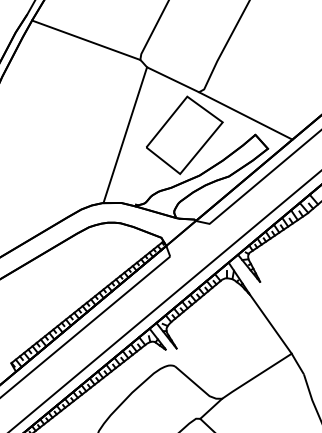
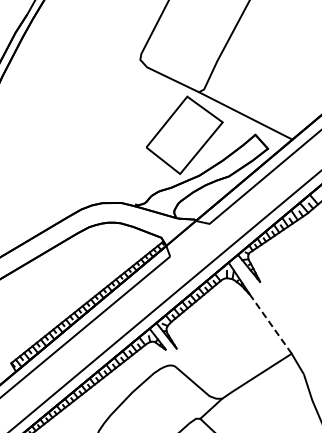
line: present -> none (86, 39)
line: present -> none (125, 134)
line: solid -> dashed (271, 324)
